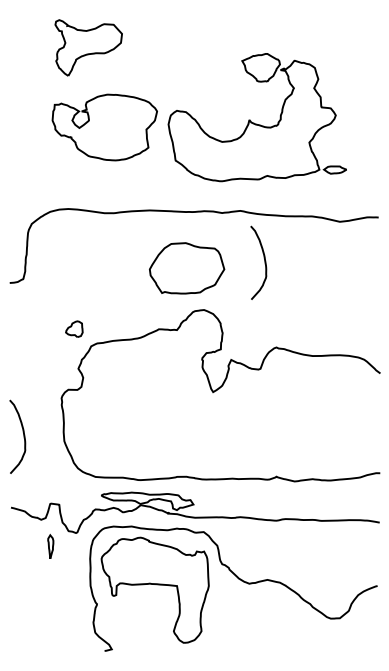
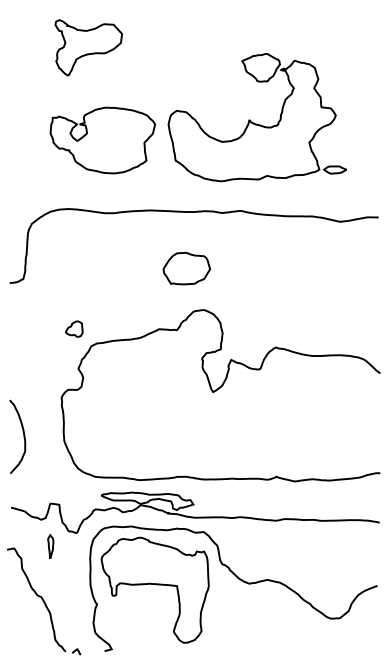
part position: (104, 127) -> (102, 140) (102, 140)
curve: present -> none (264, 262)
part size: 77x53 px -> 49x34 px (186, 268)
part: none -> present (44, 601)
